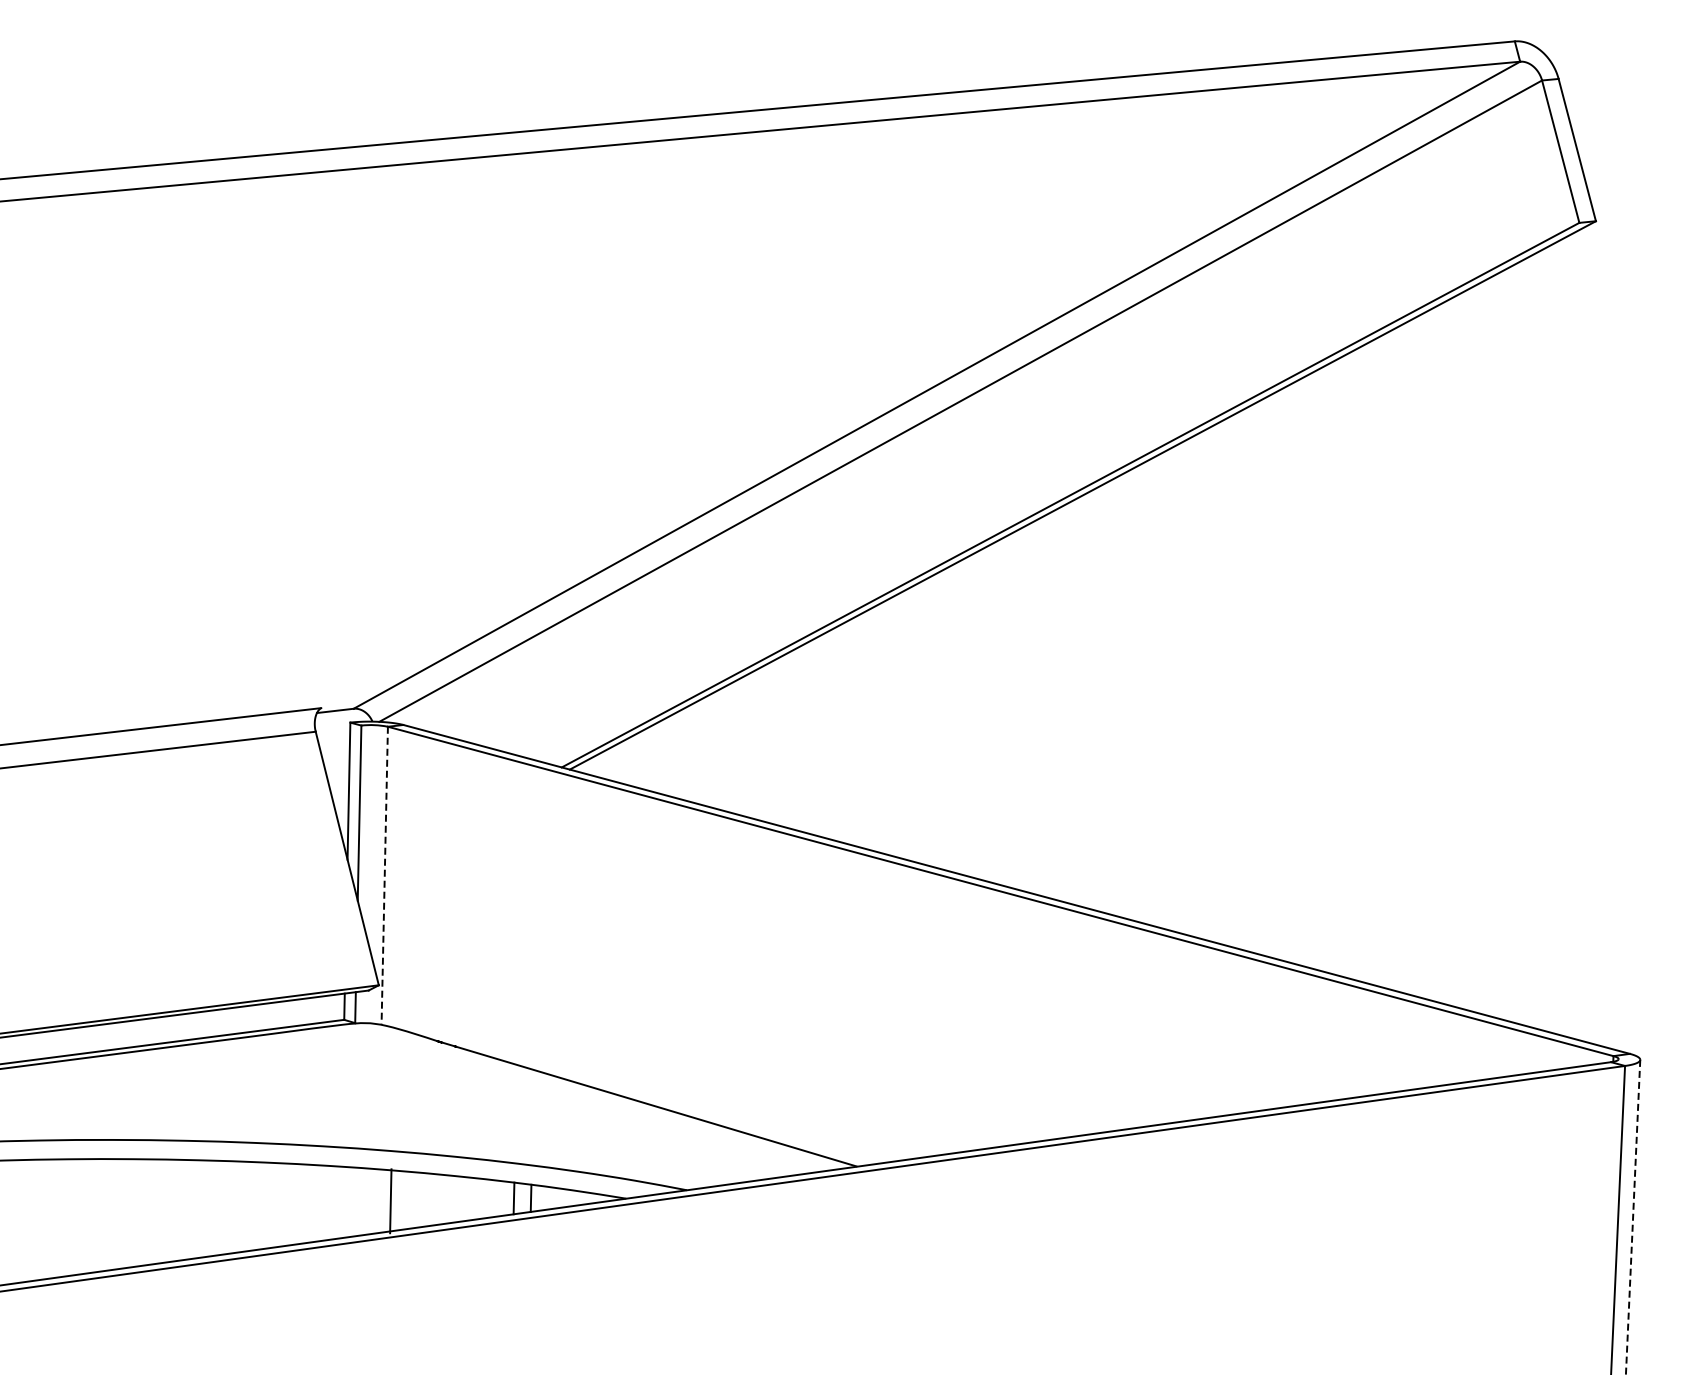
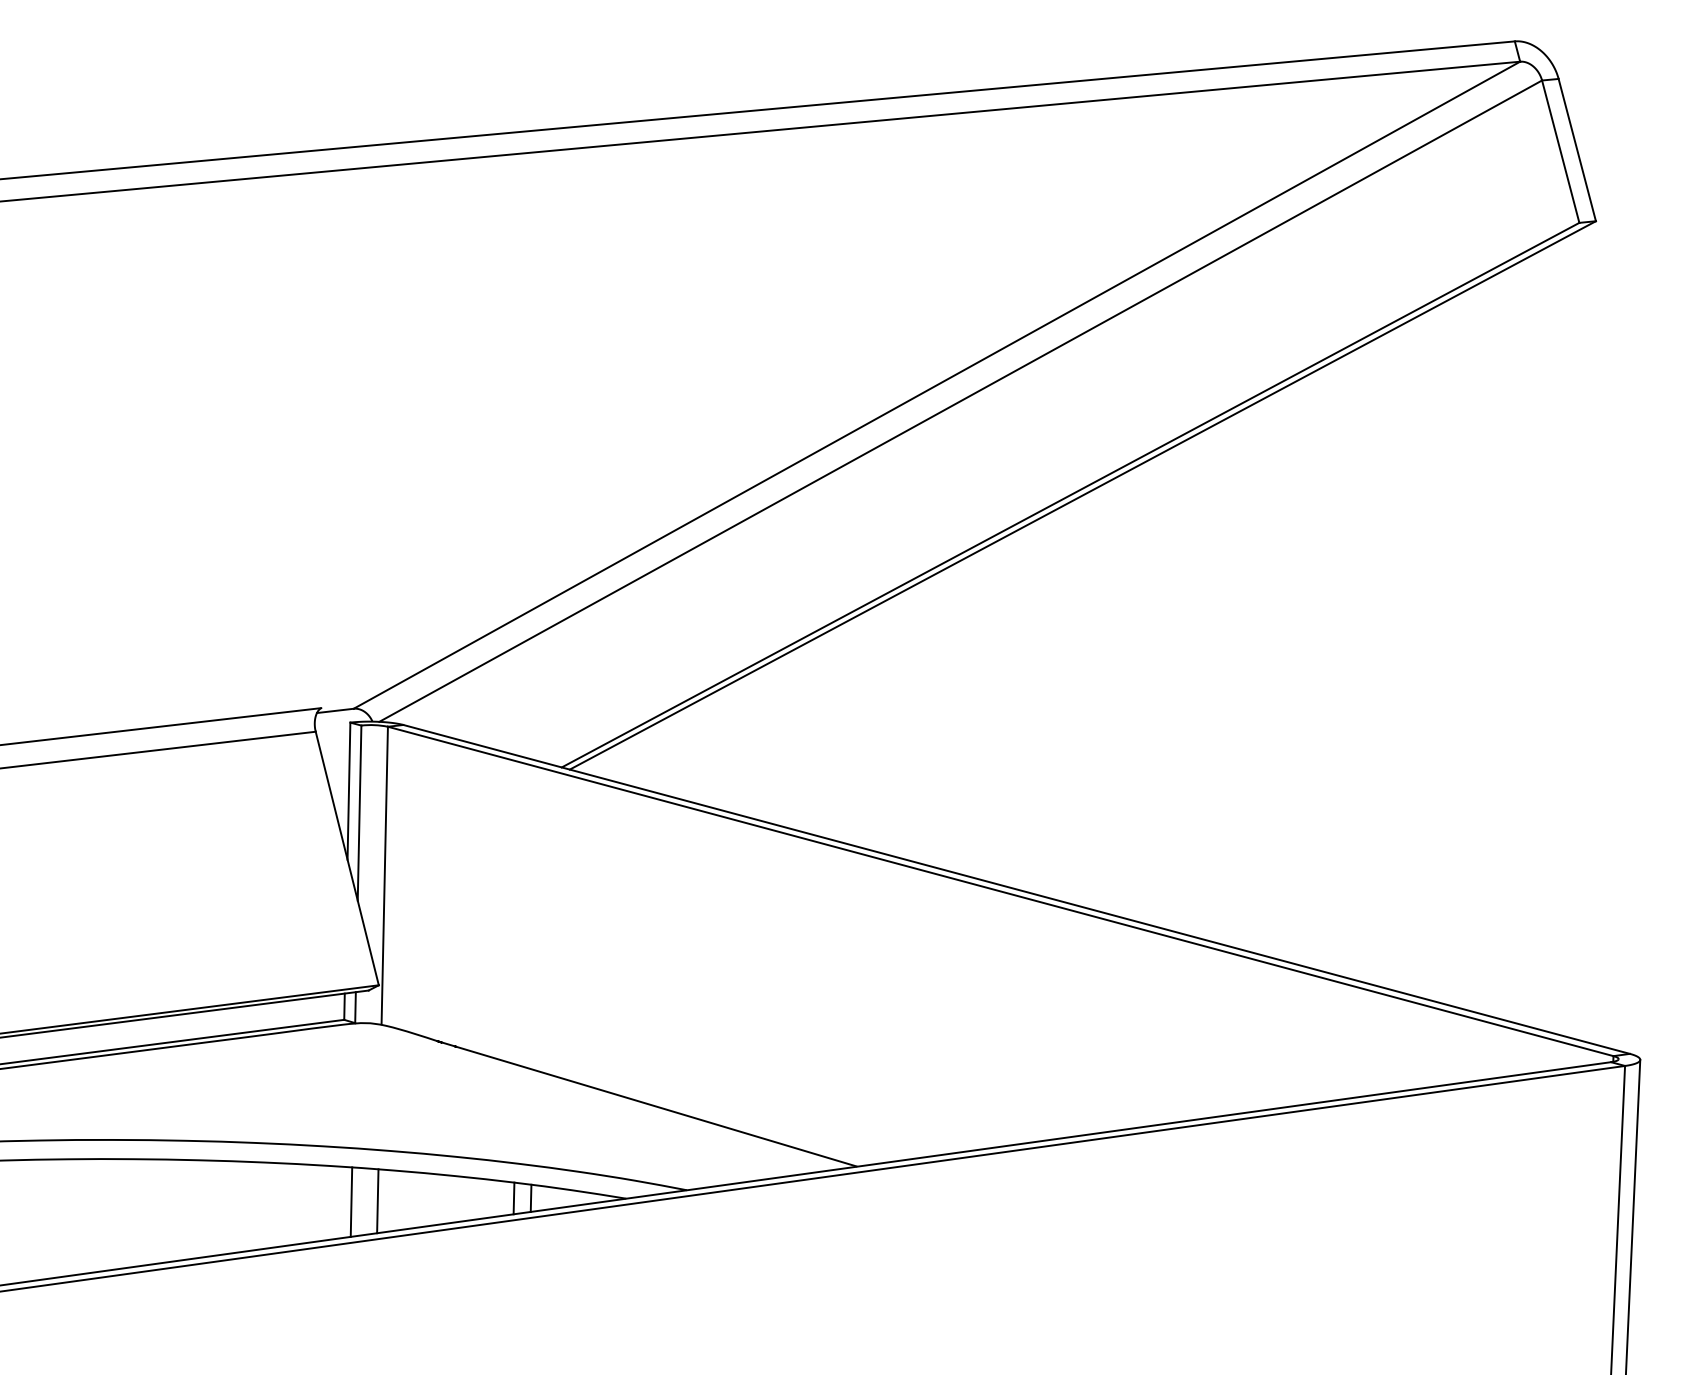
line: dashed -> solid (384, 875)
line: none -> present (351, 1201)
line position: (390, 1201) -> (377, 1201) (377, 1201)
line: dashed -> solid (1633, 1217)
